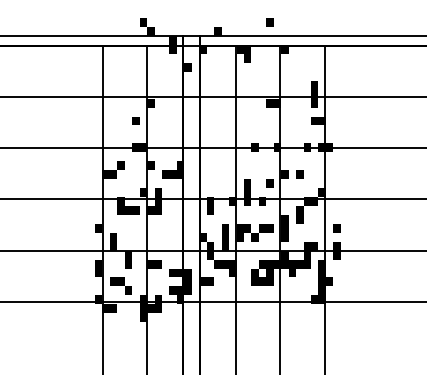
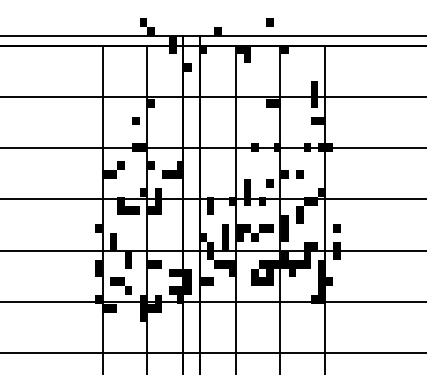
line: none -> present (212, 352)
